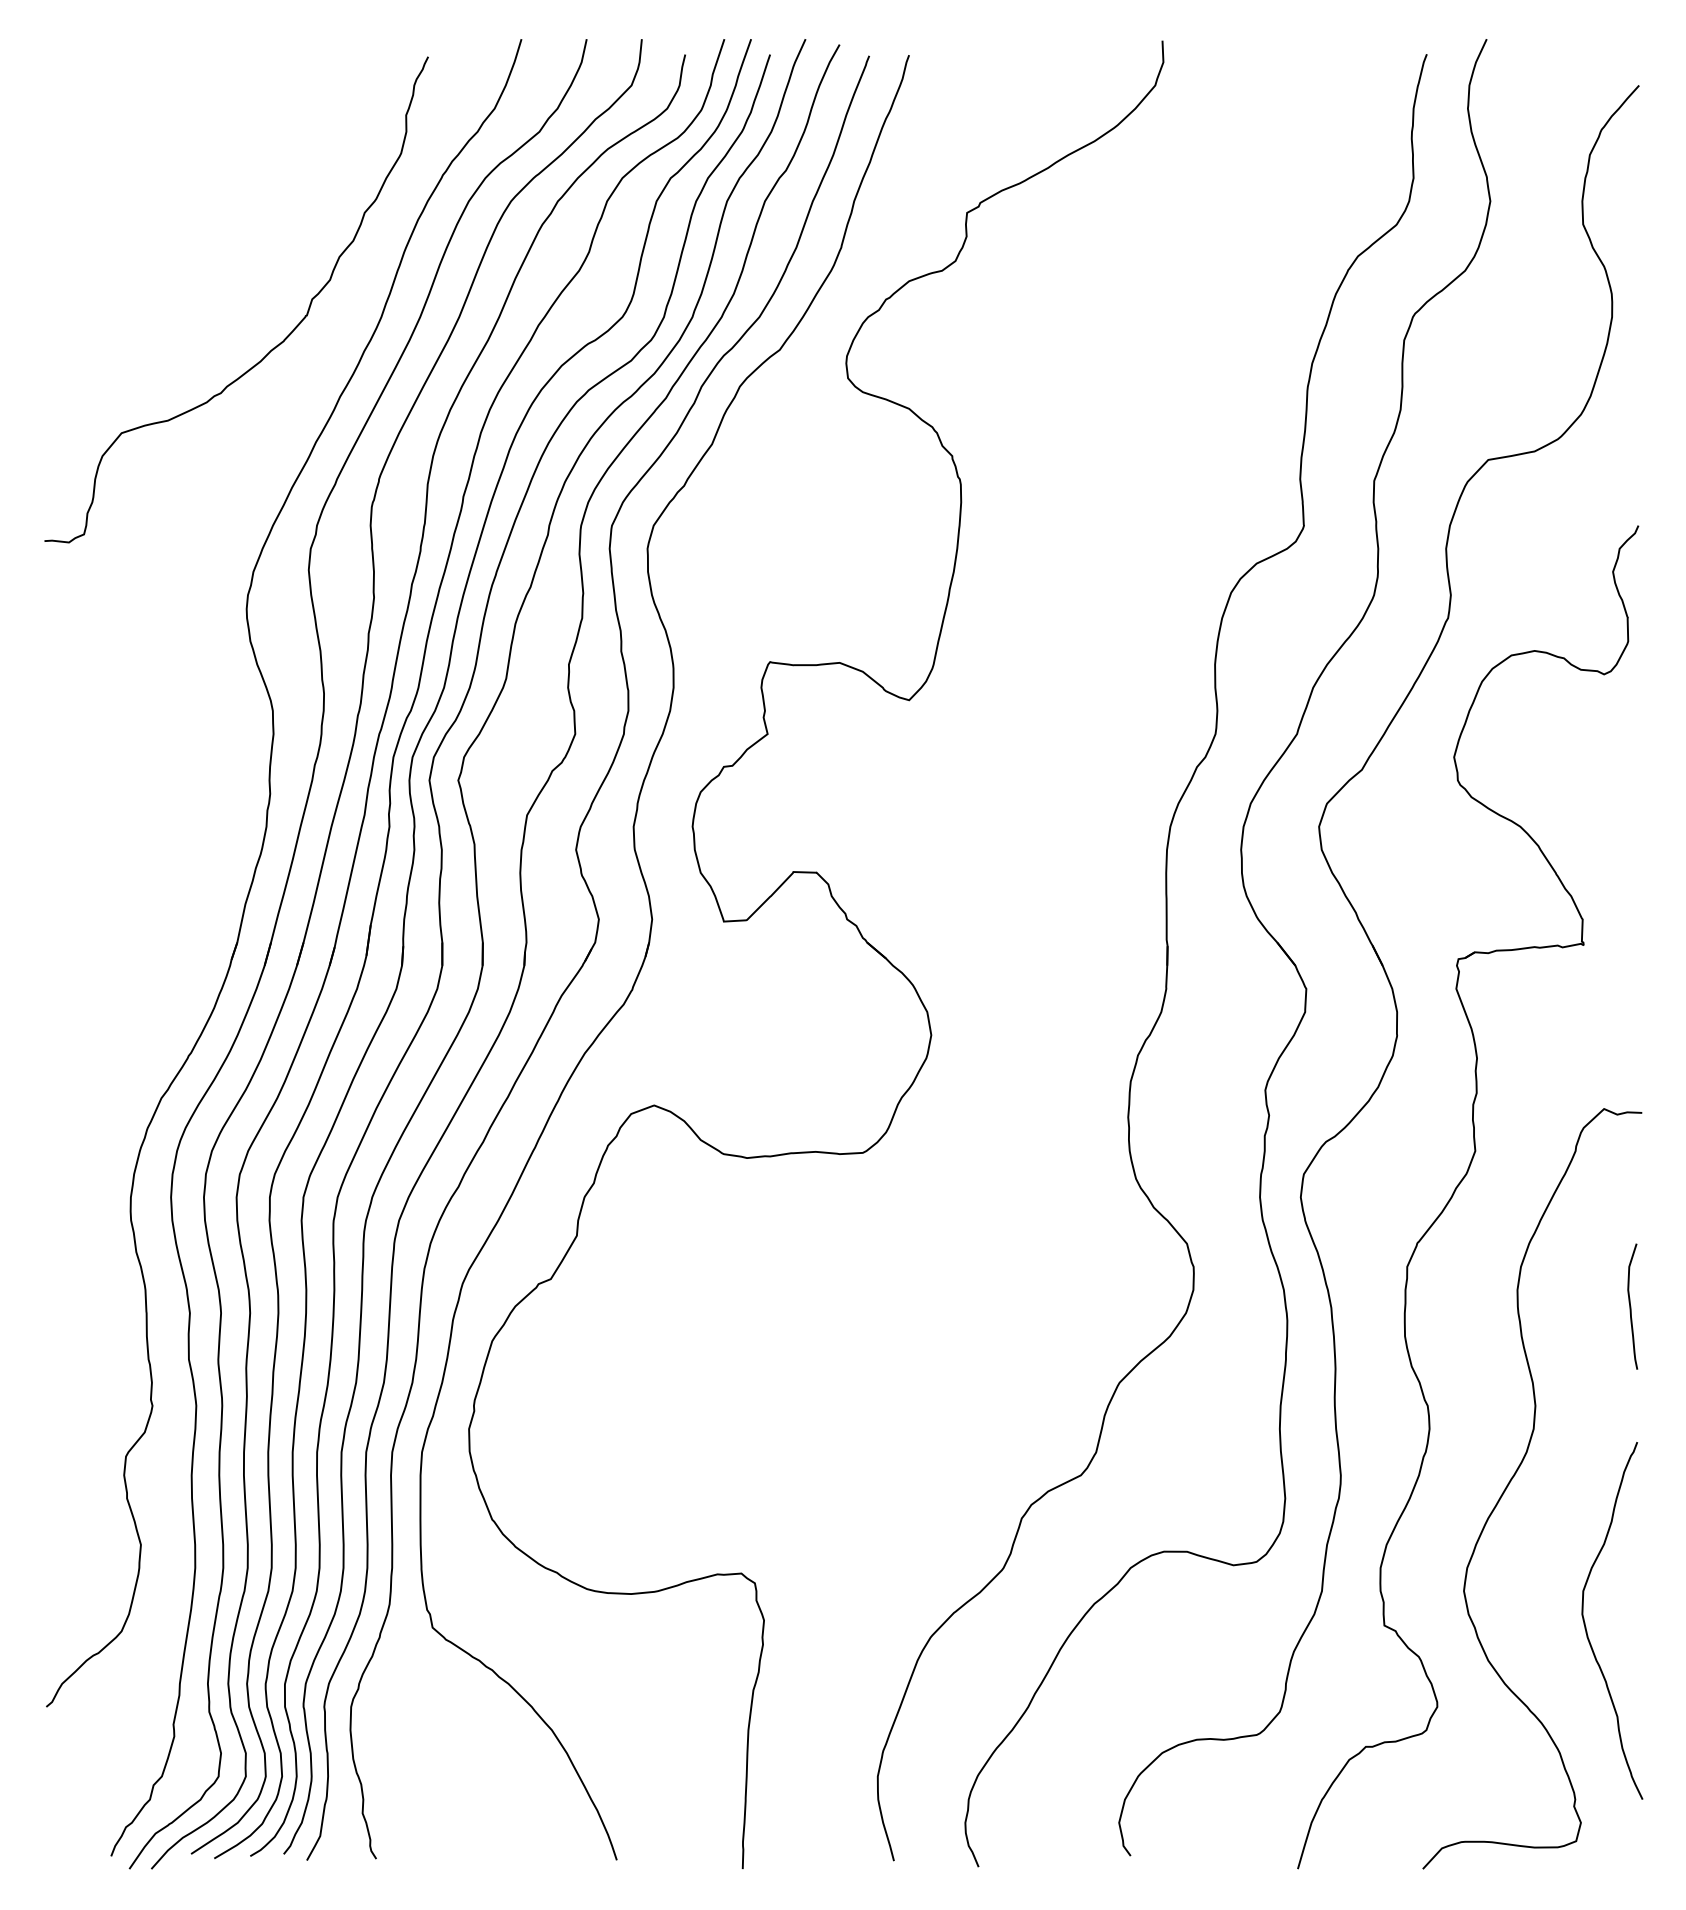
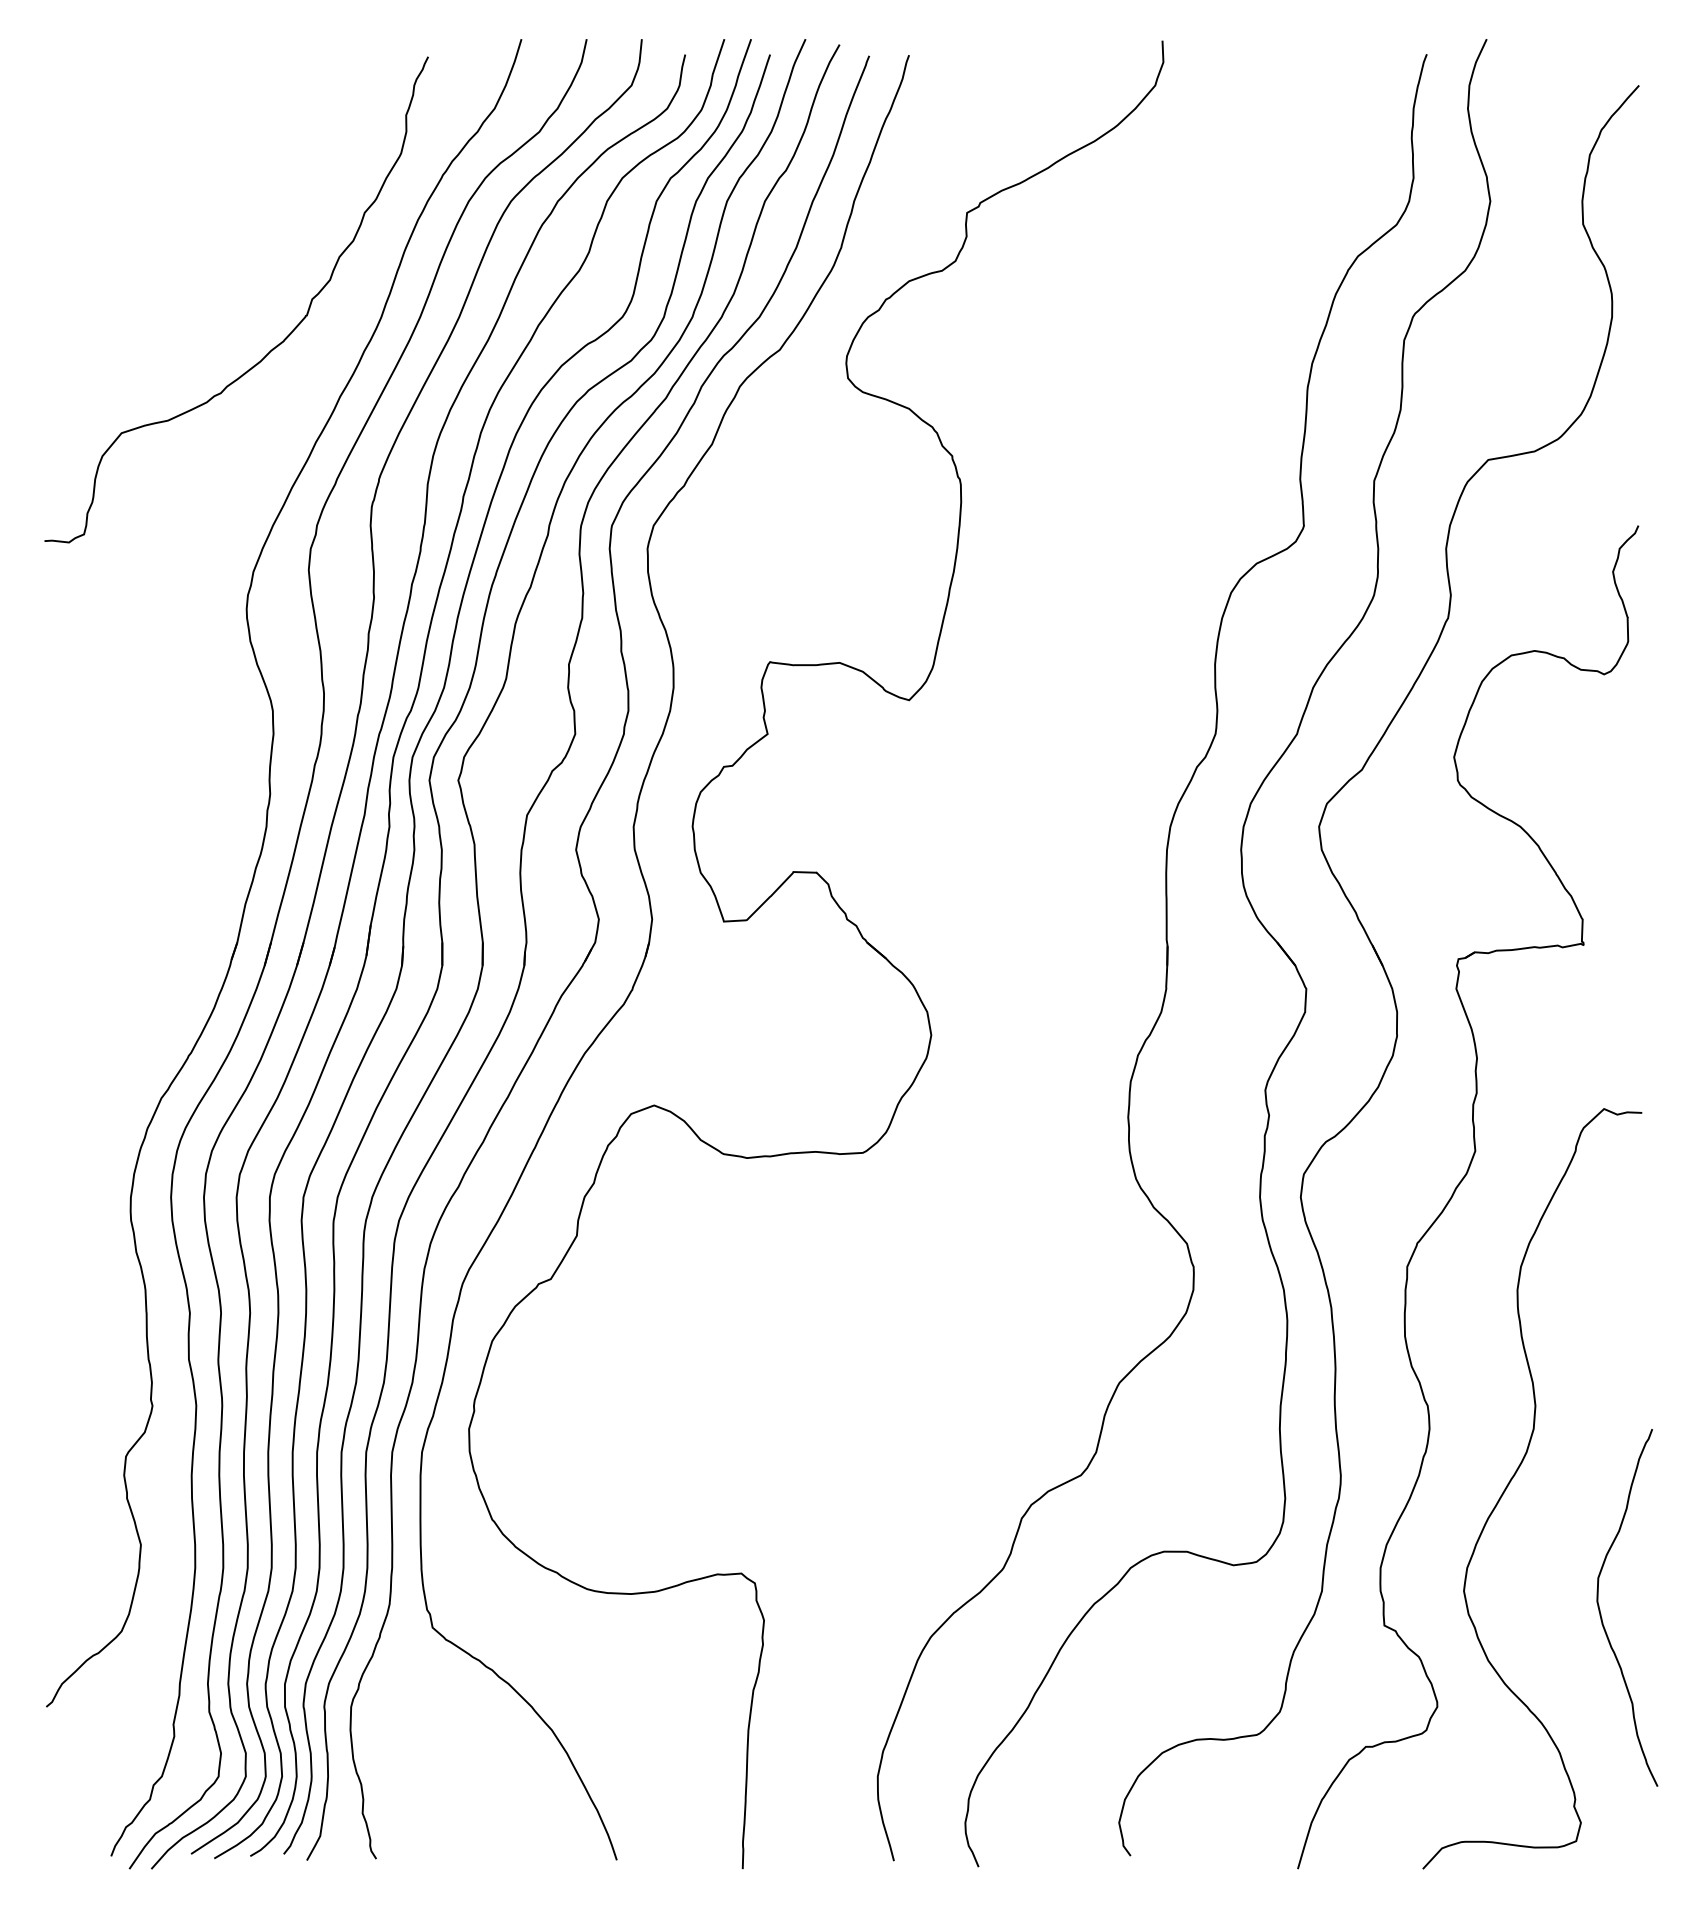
curve: present -> none (1631, 1306)
curve position: (1586, 1626) -> (1601, 1613) (1601, 1613)
